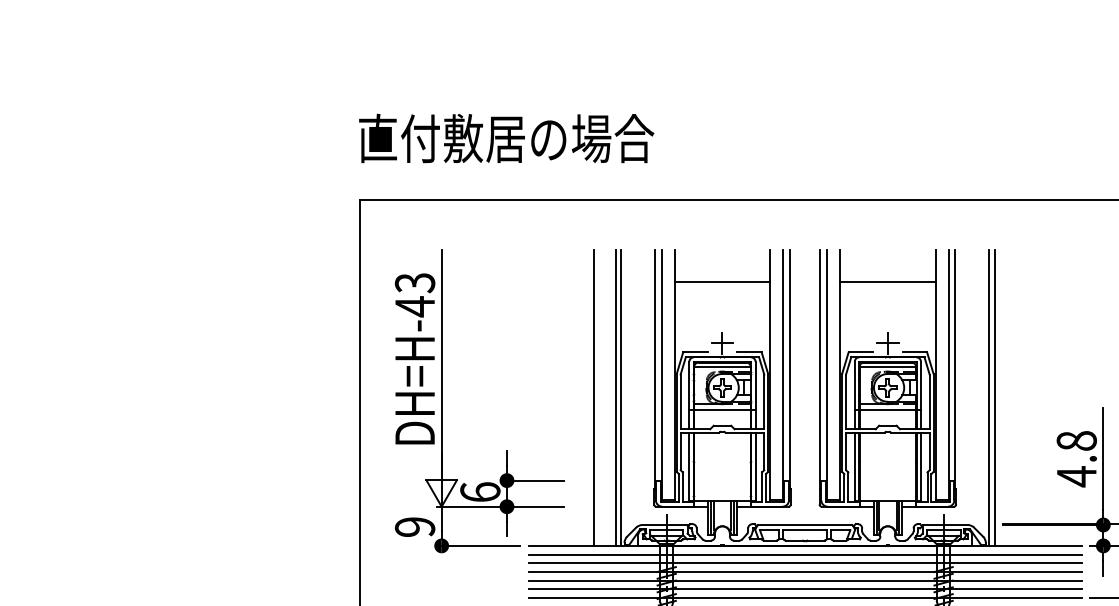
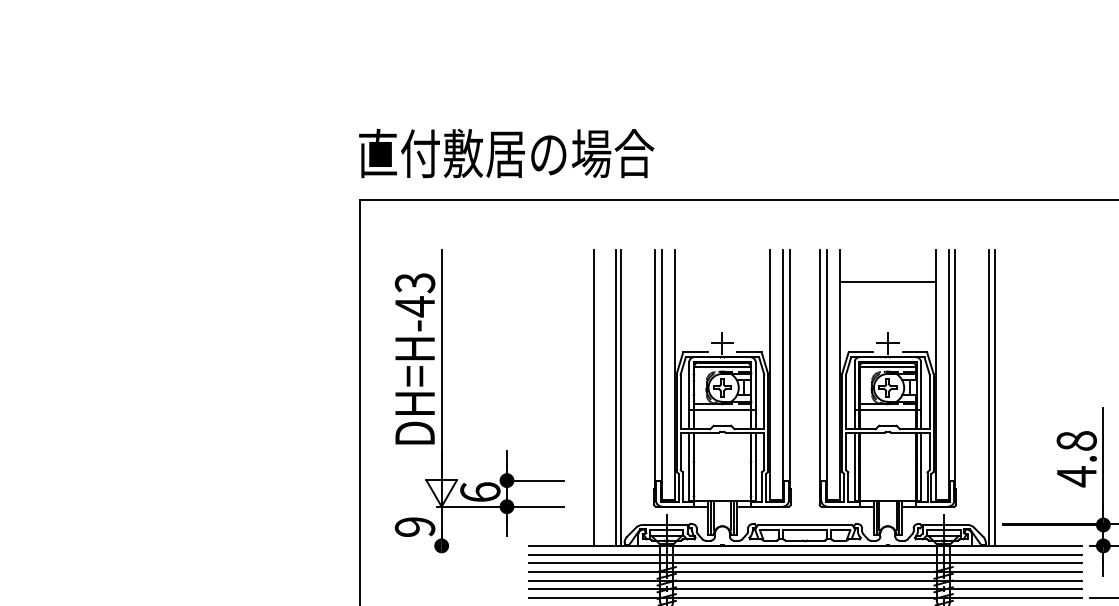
text position: (506, 138) -> (506, 153) (506, 153)
line: present -> none (722, 282)
line: present -> none (478, 545)
